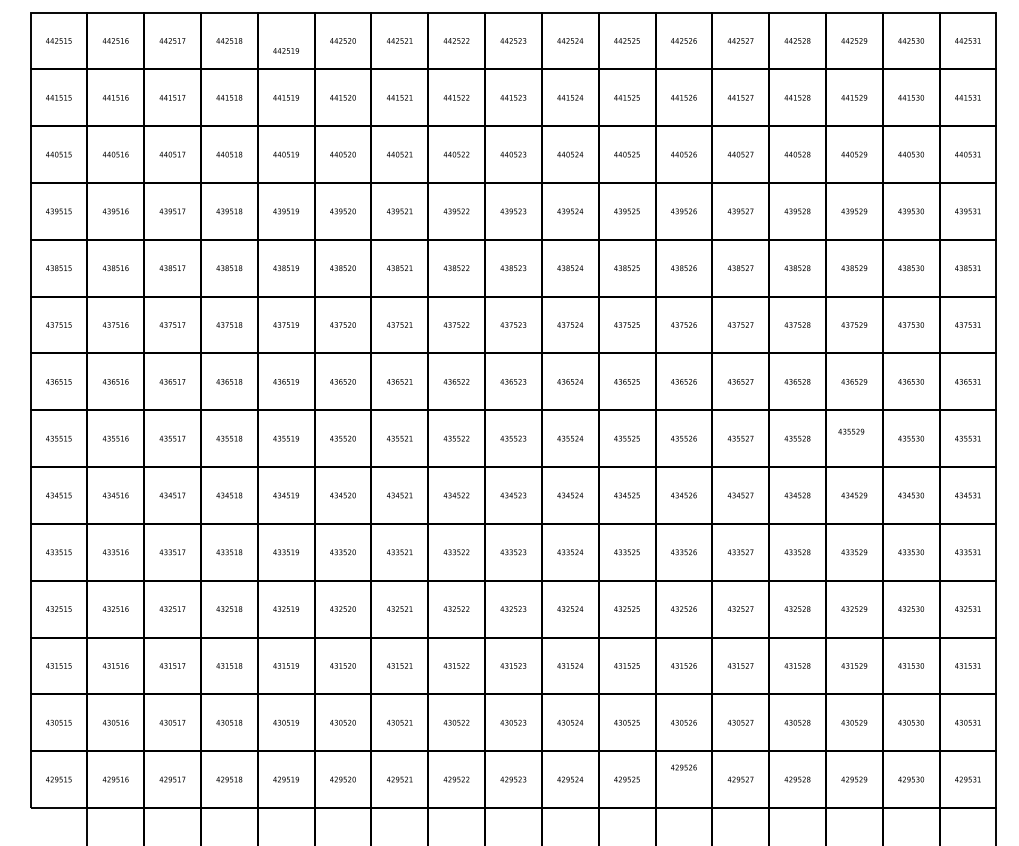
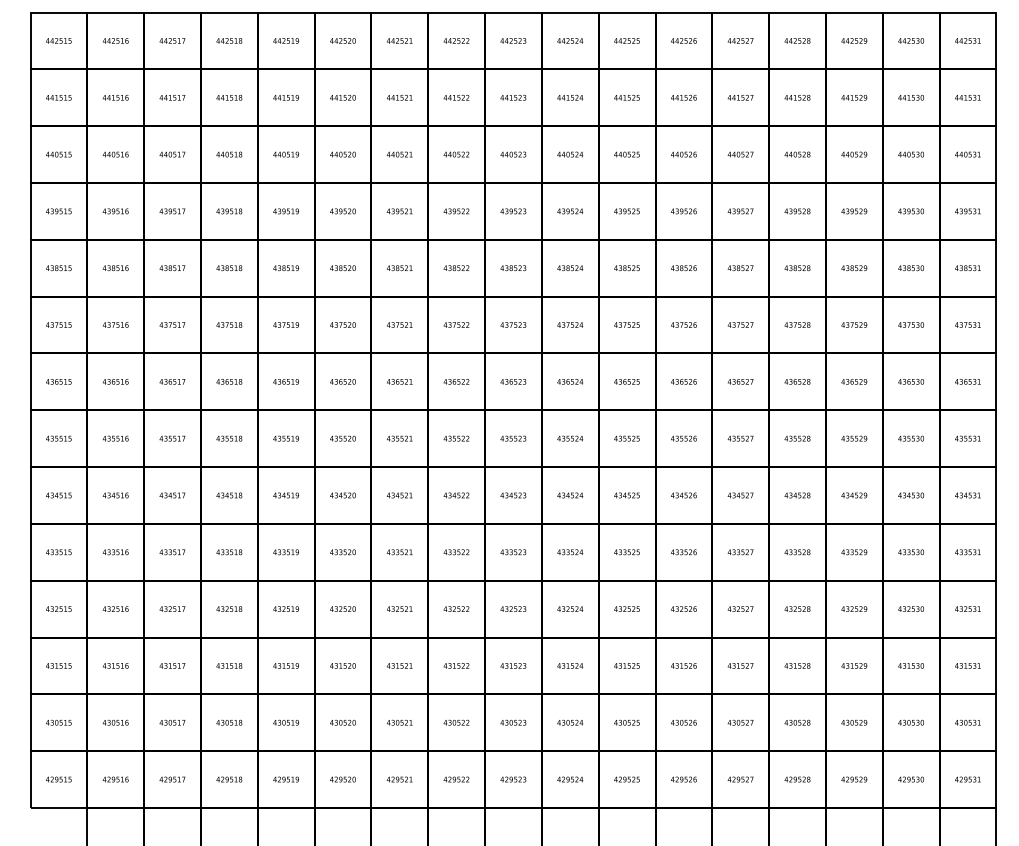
text position: (285, 50) -> (285, 40) (285, 40)
text position: (851, 431) -> (854, 438) (854, 438)
text position: (683, 767) -> (683, 779) (683, 779)
